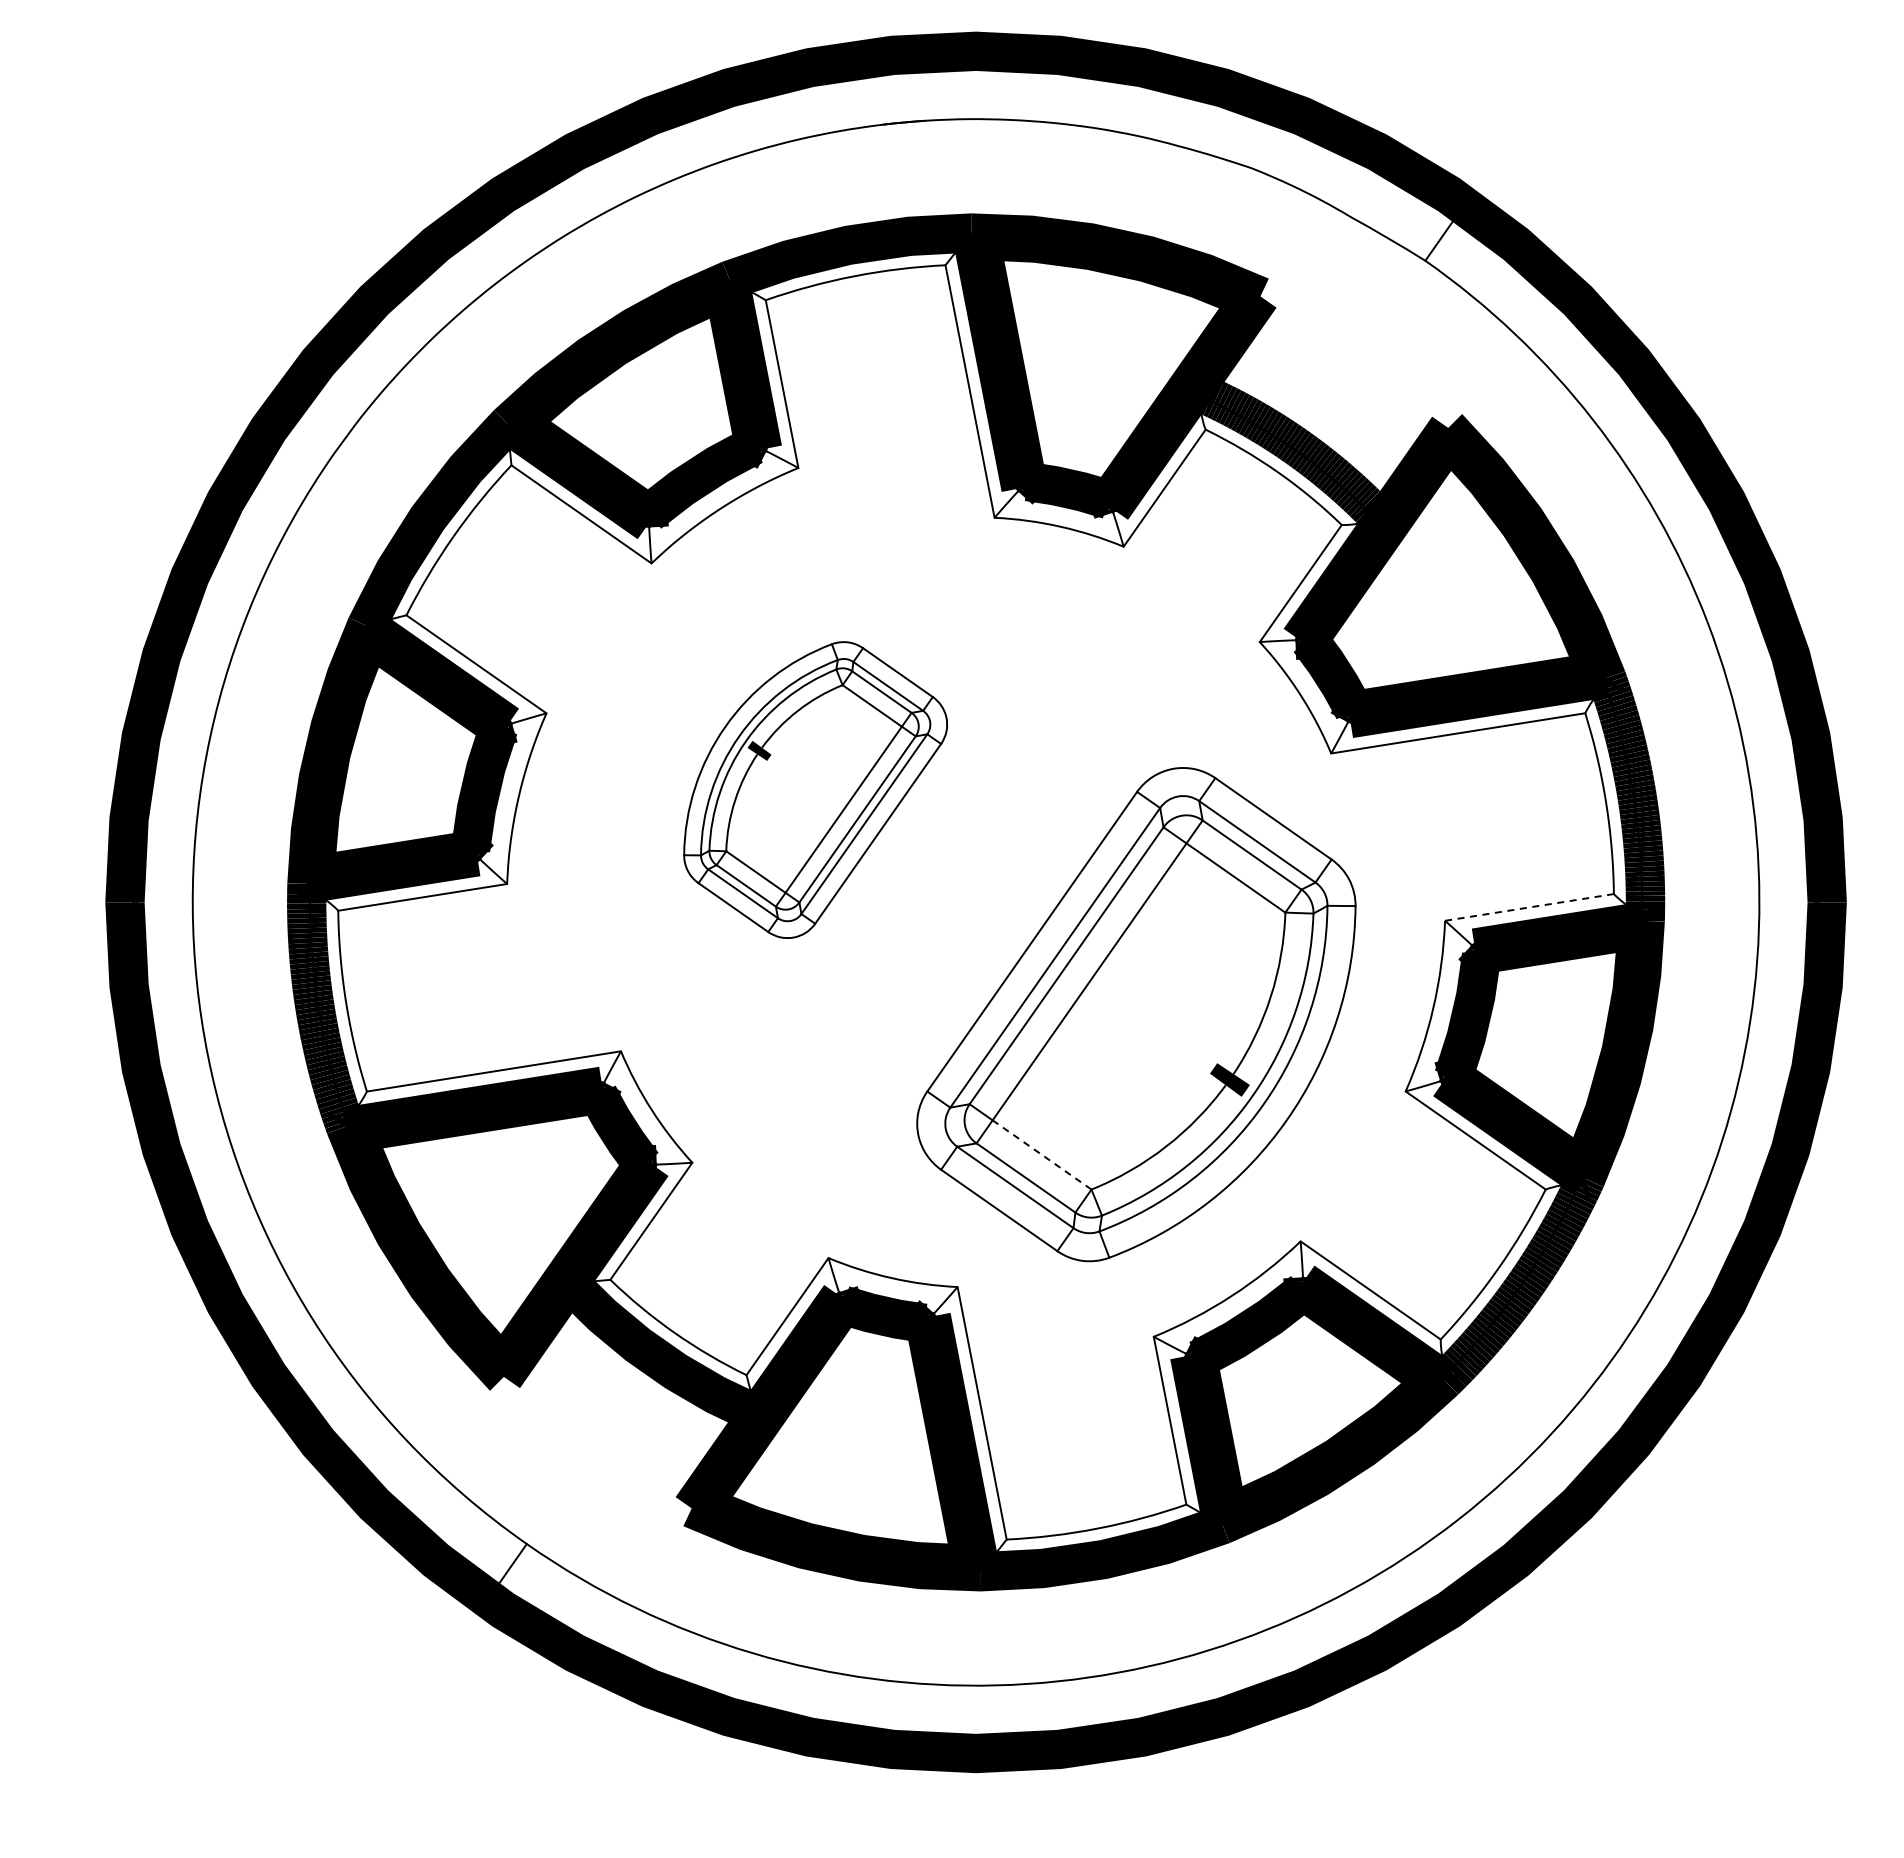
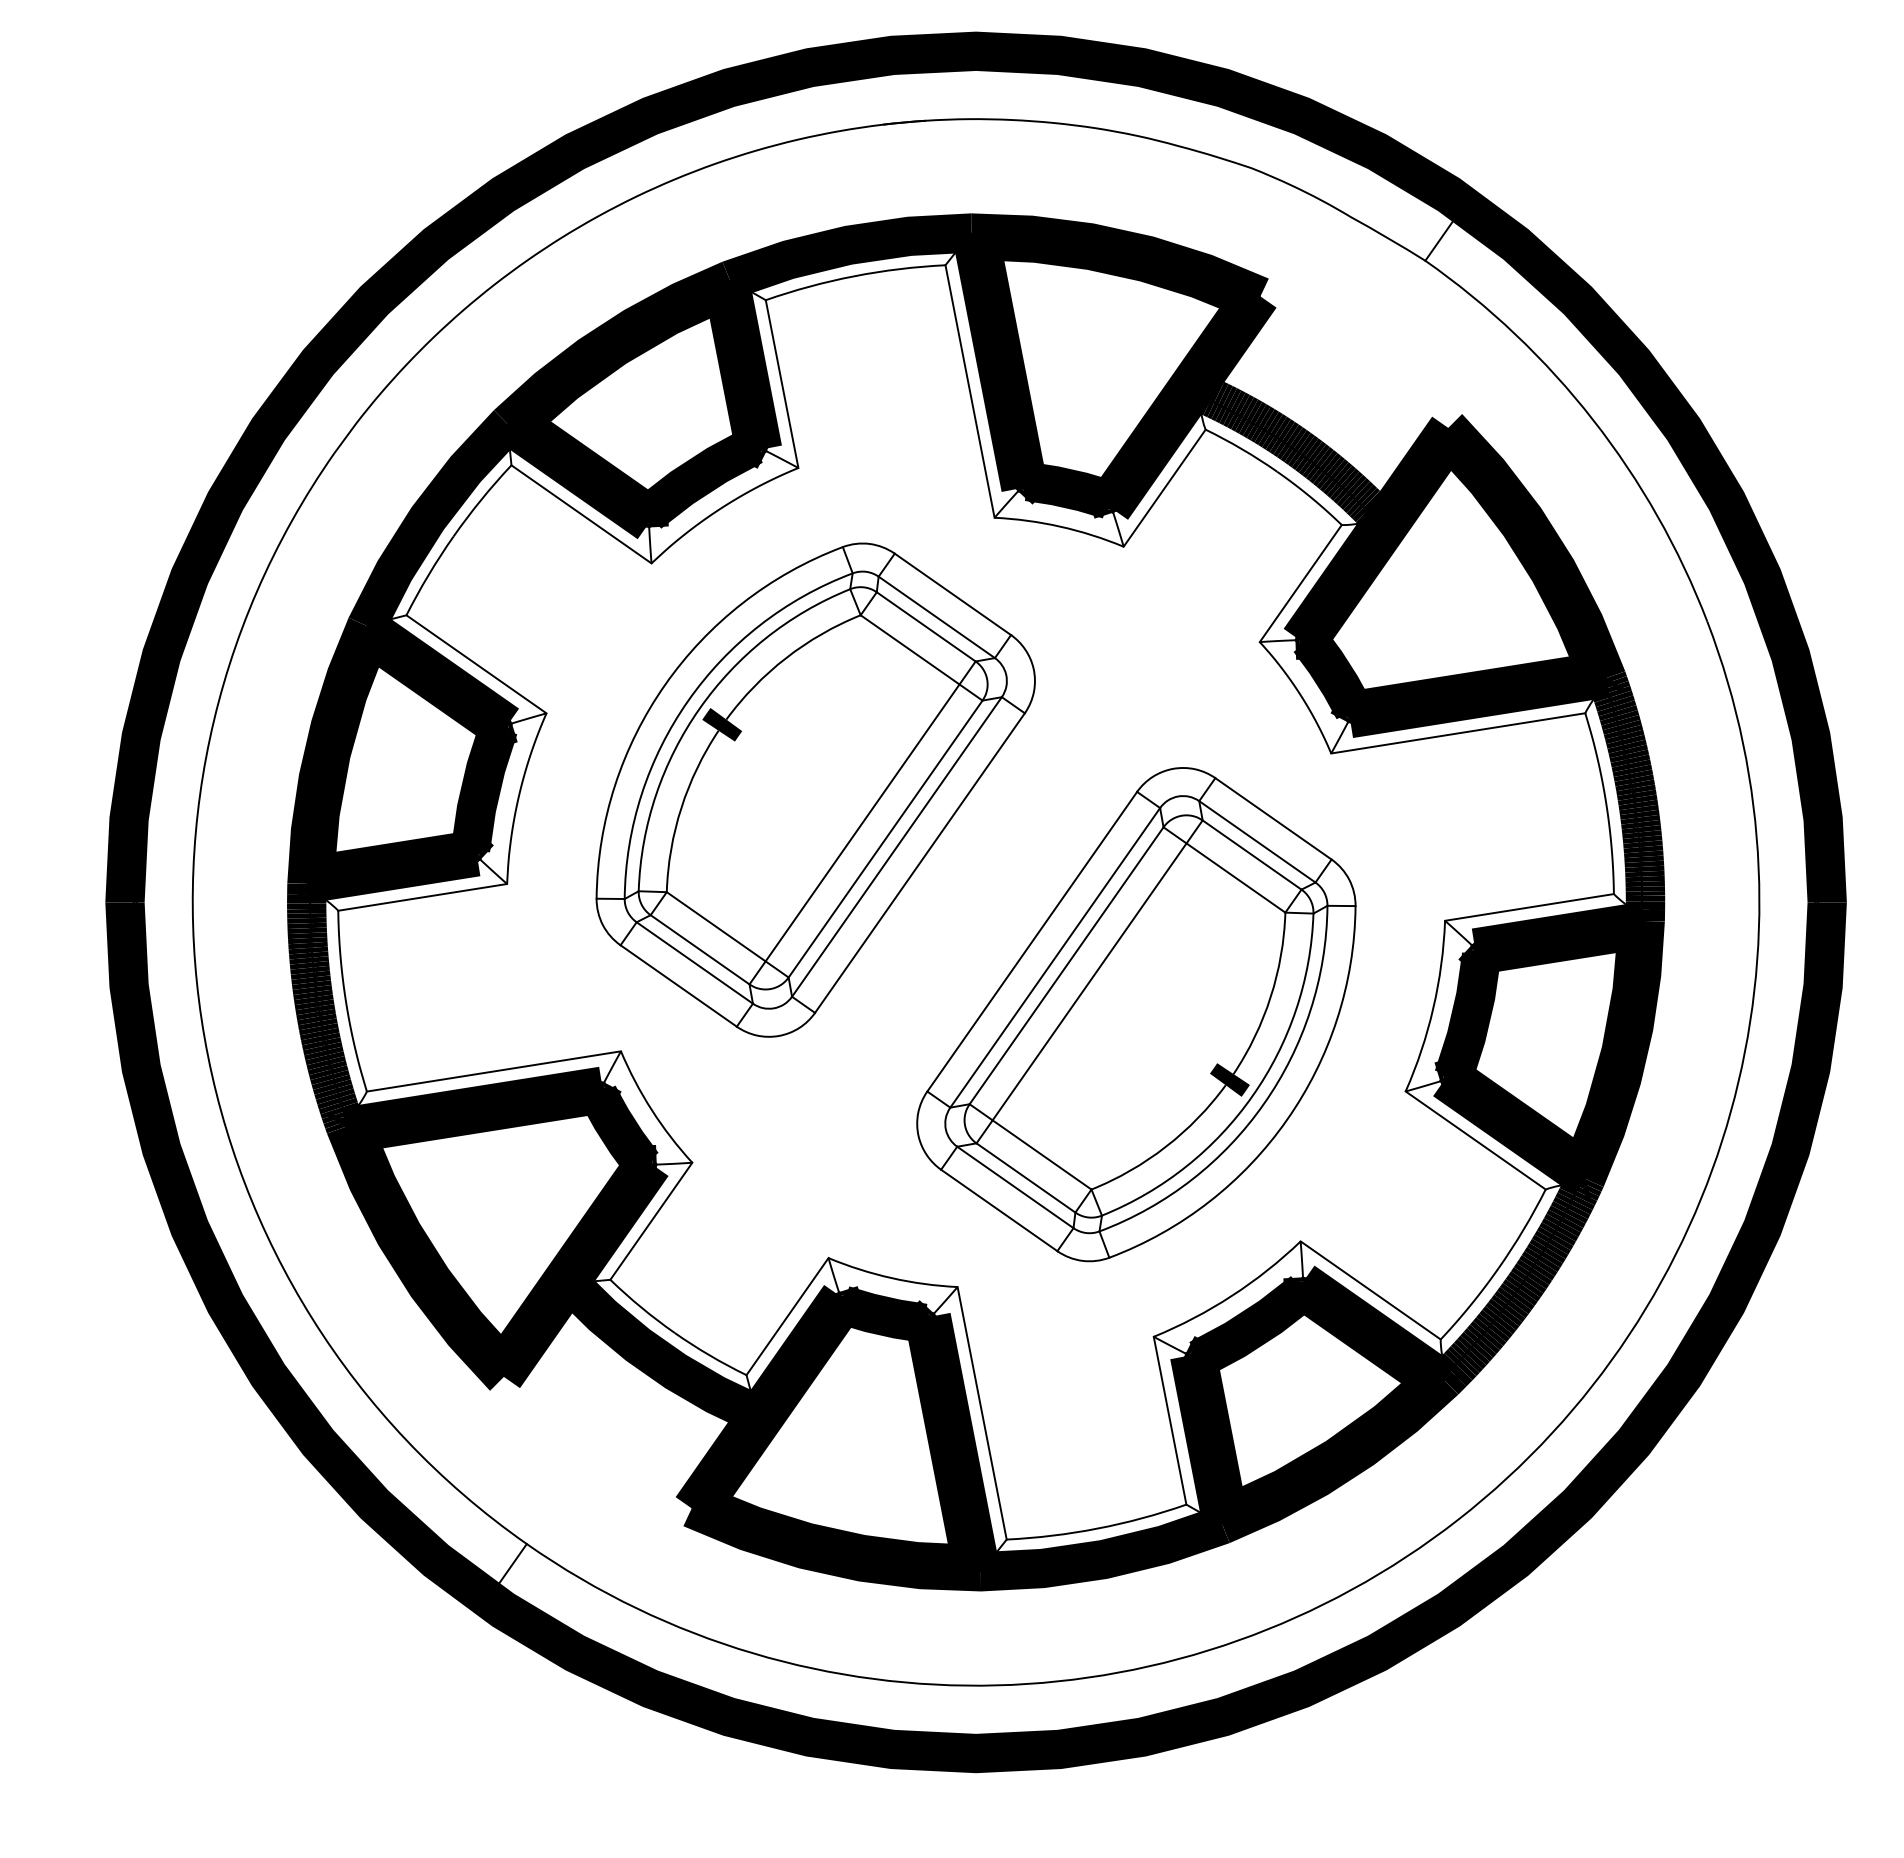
part size: 265x298 px -> 441x496 px (815, 789)
line: dashed -> solid (1529, 907)
line: dashed -> solid (1042, 1155)
